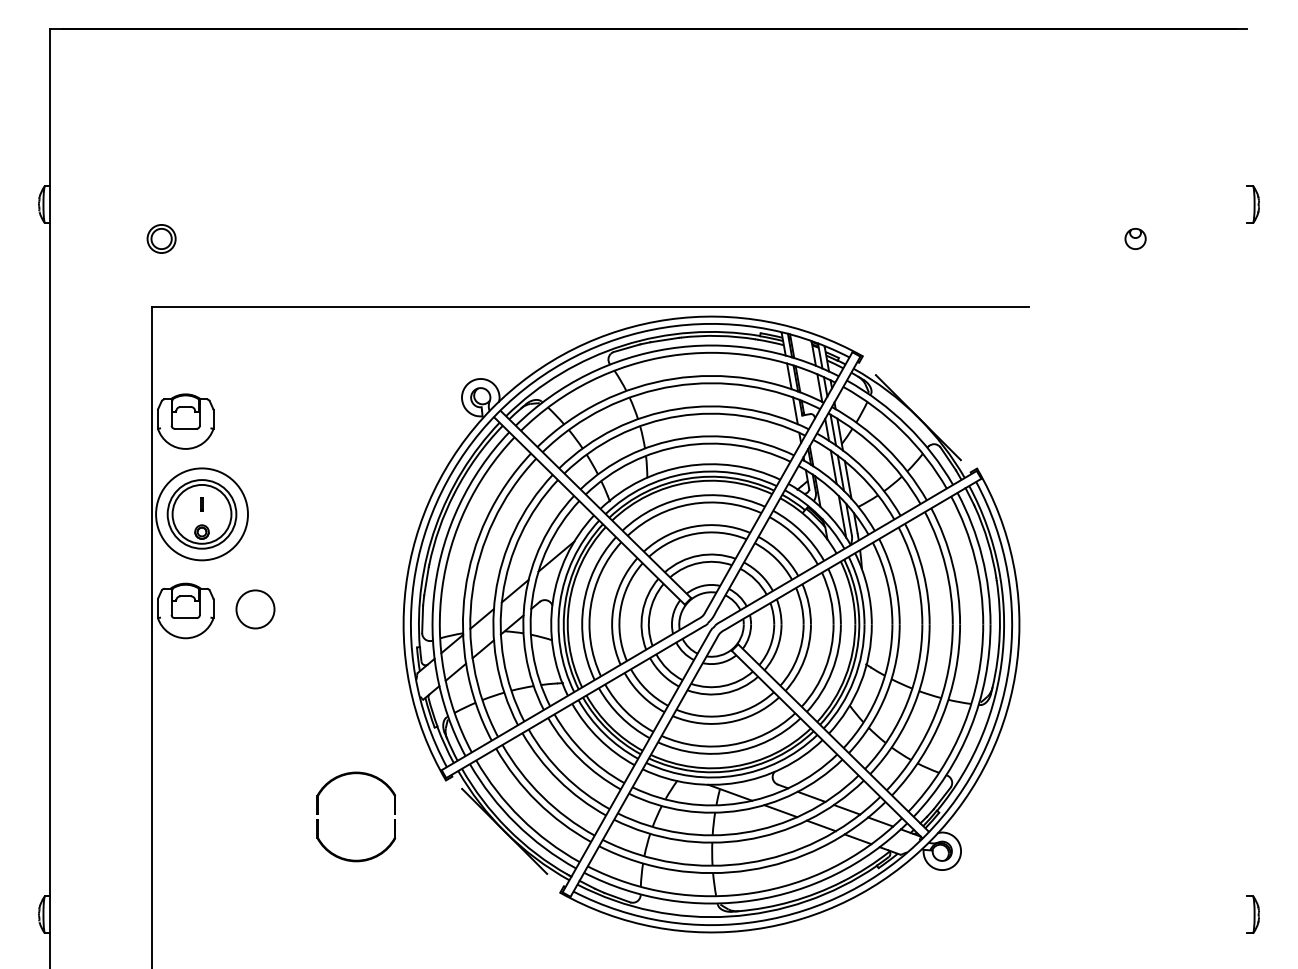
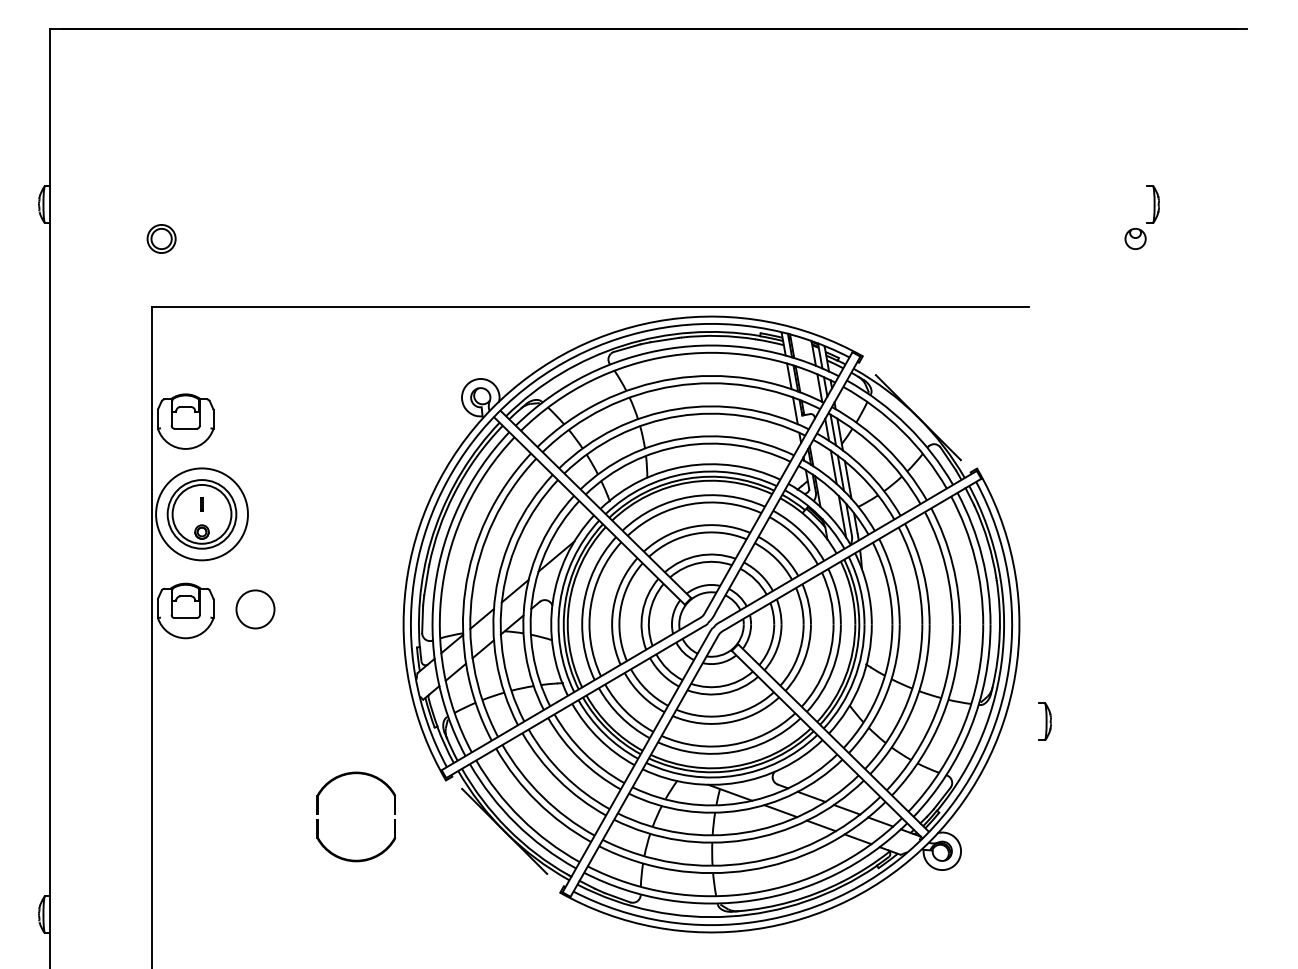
part position: (1252, 204) -> (1152, 204) (1152, 204)
part position: (1252, 914) -> (1044, 721) (1044, 721)
